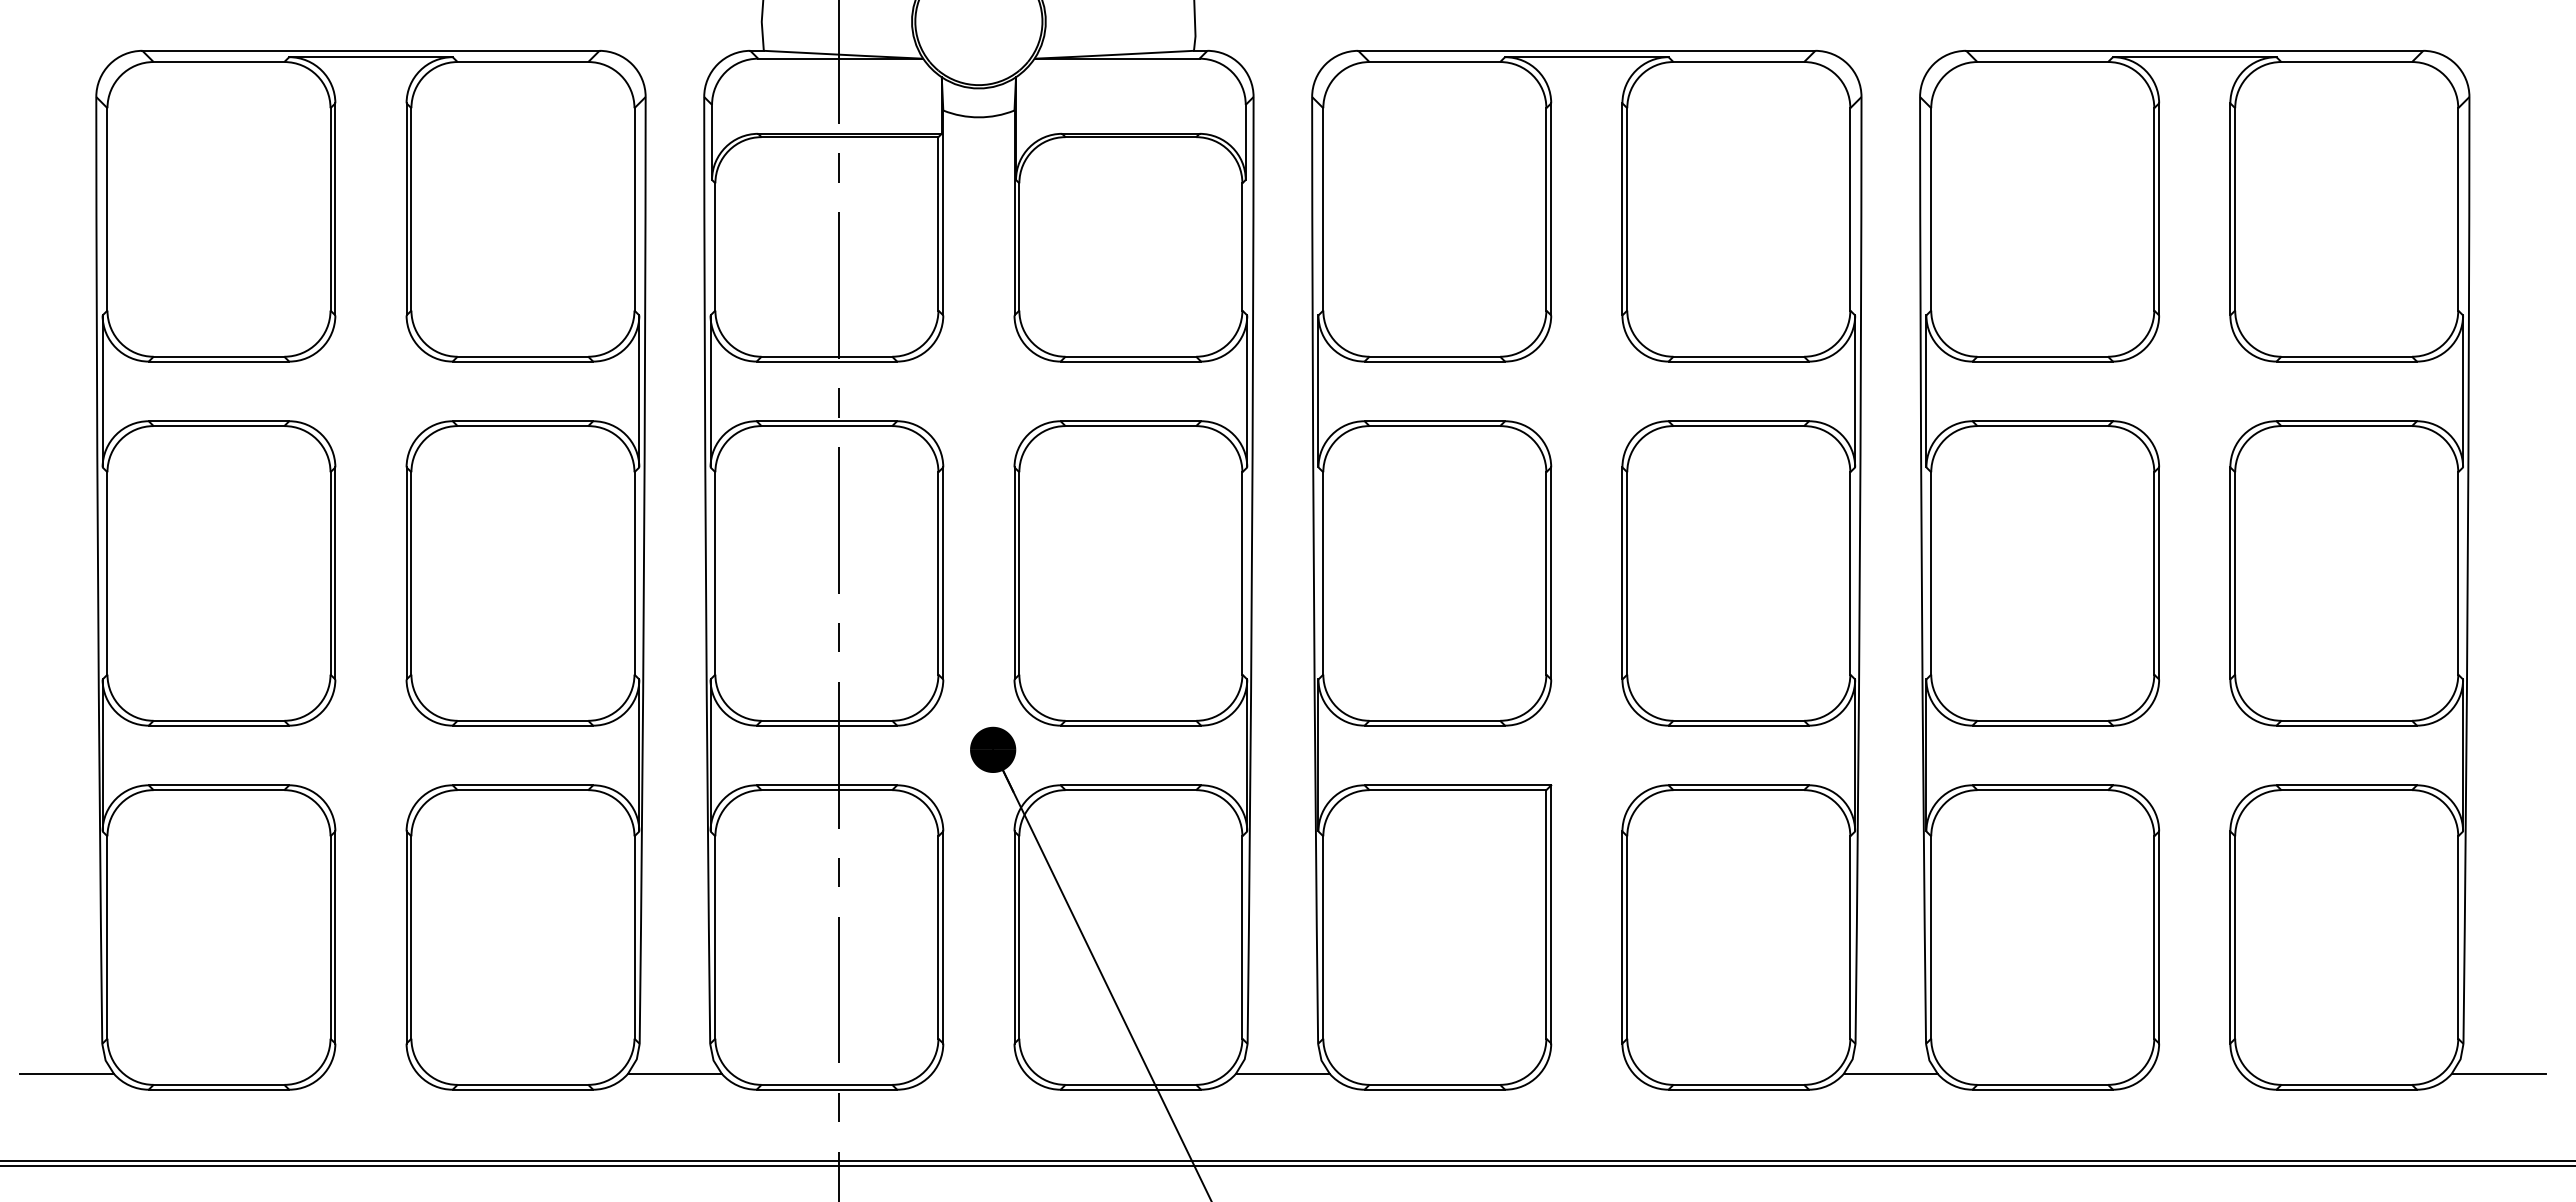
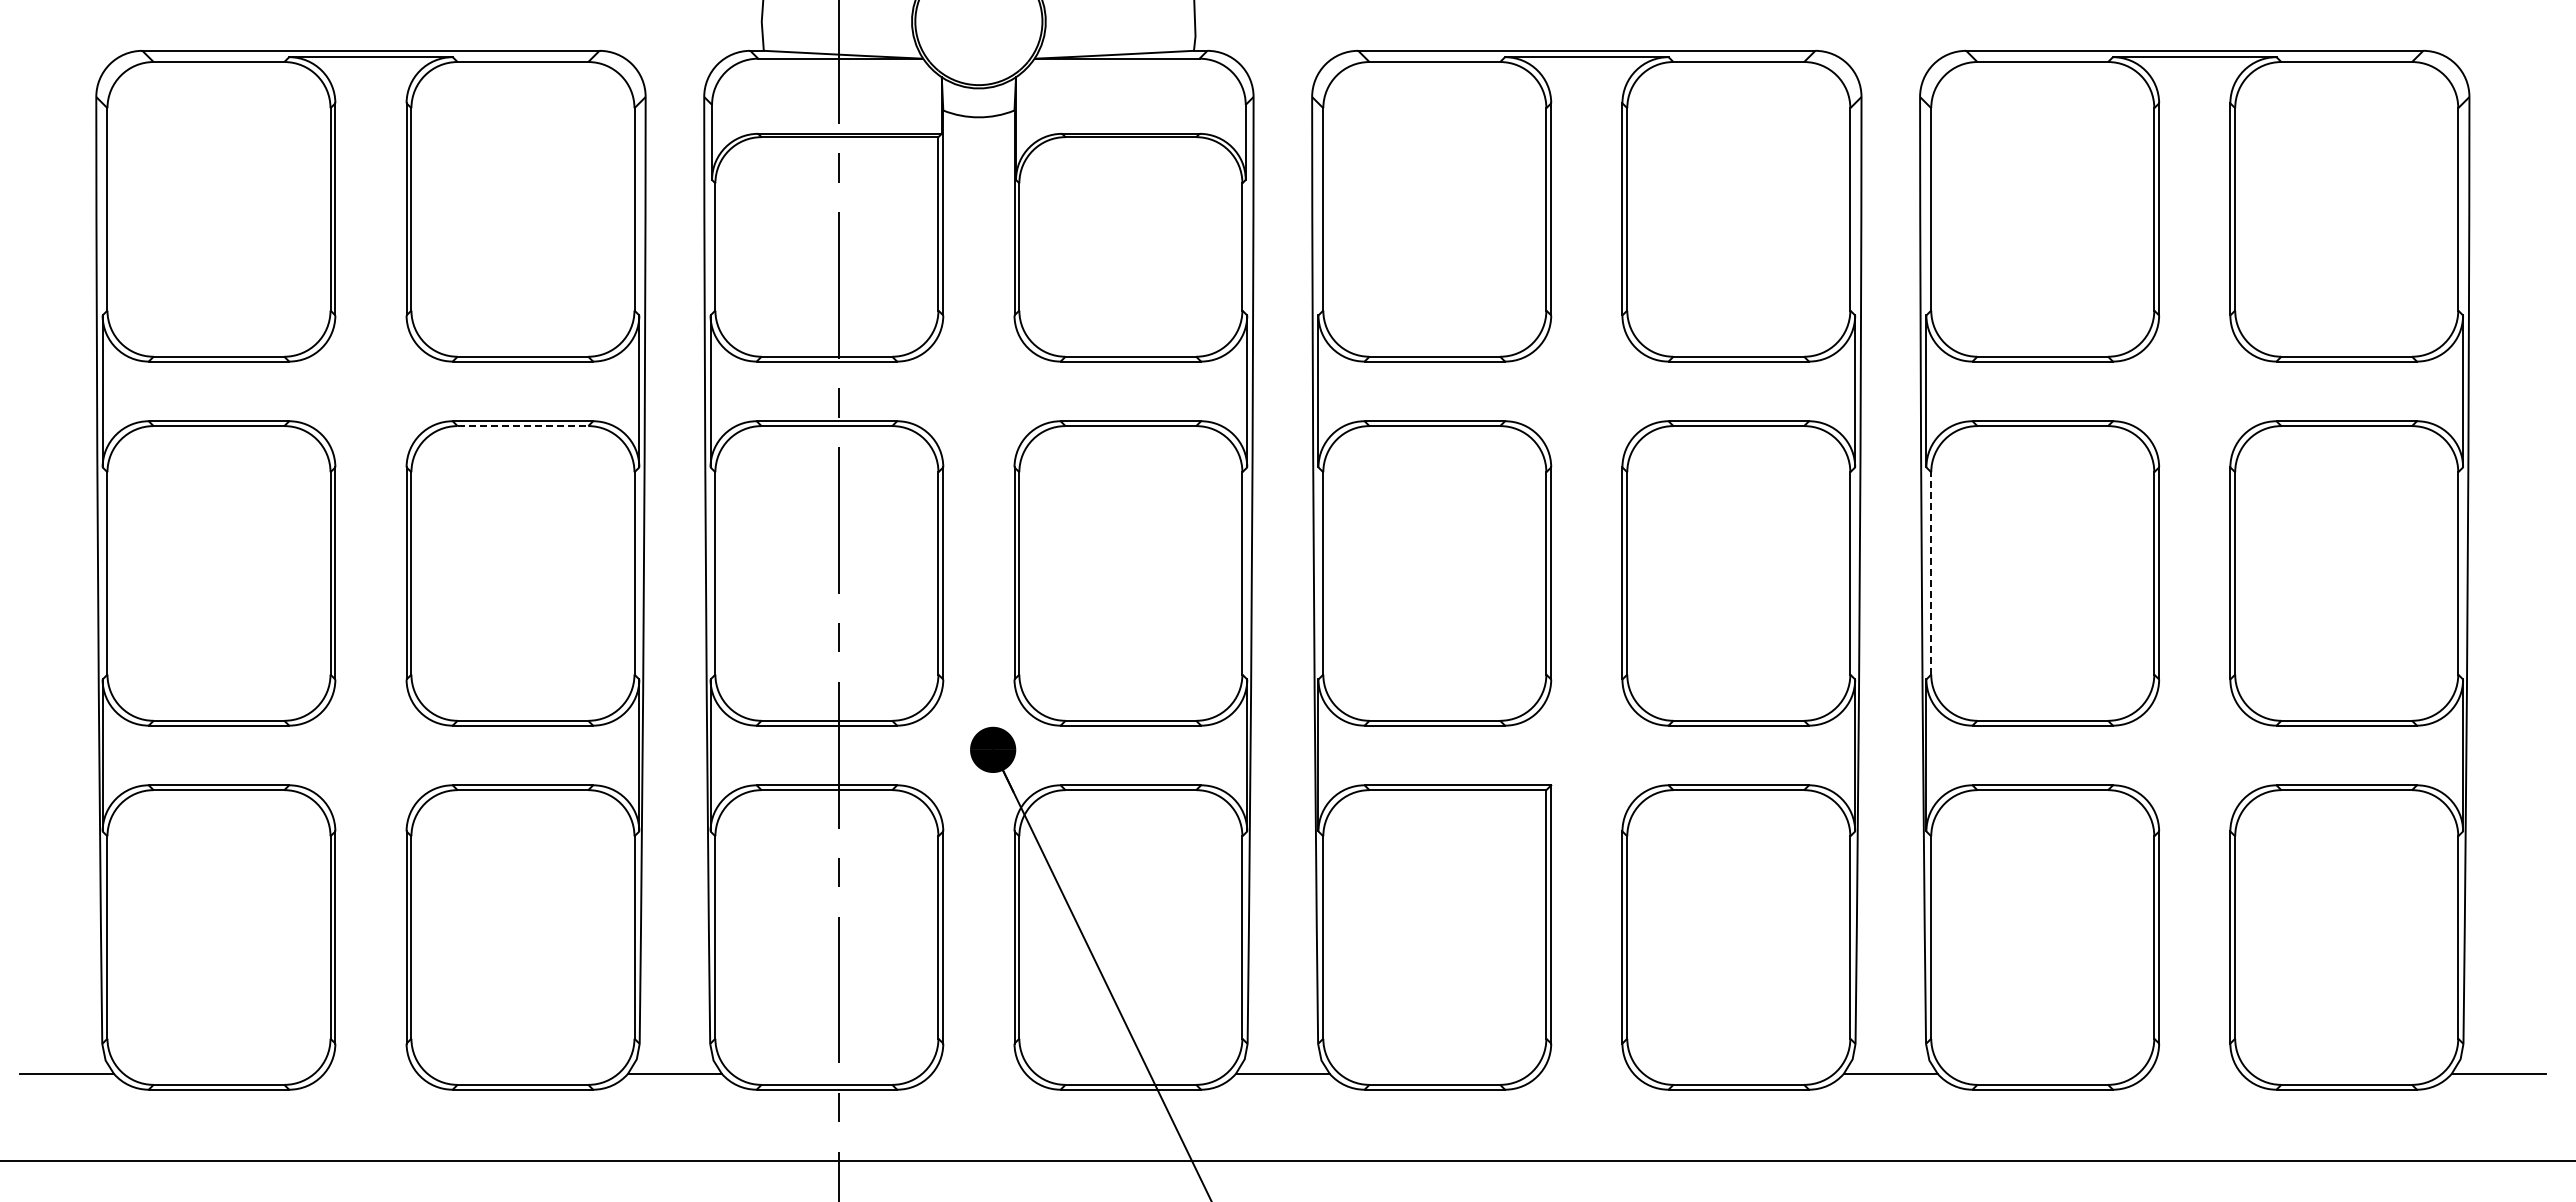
line: solid -> dashed (523, 426)
line: solid -> dashed (1931, 572)
line: present -> none (1287, 1165)
